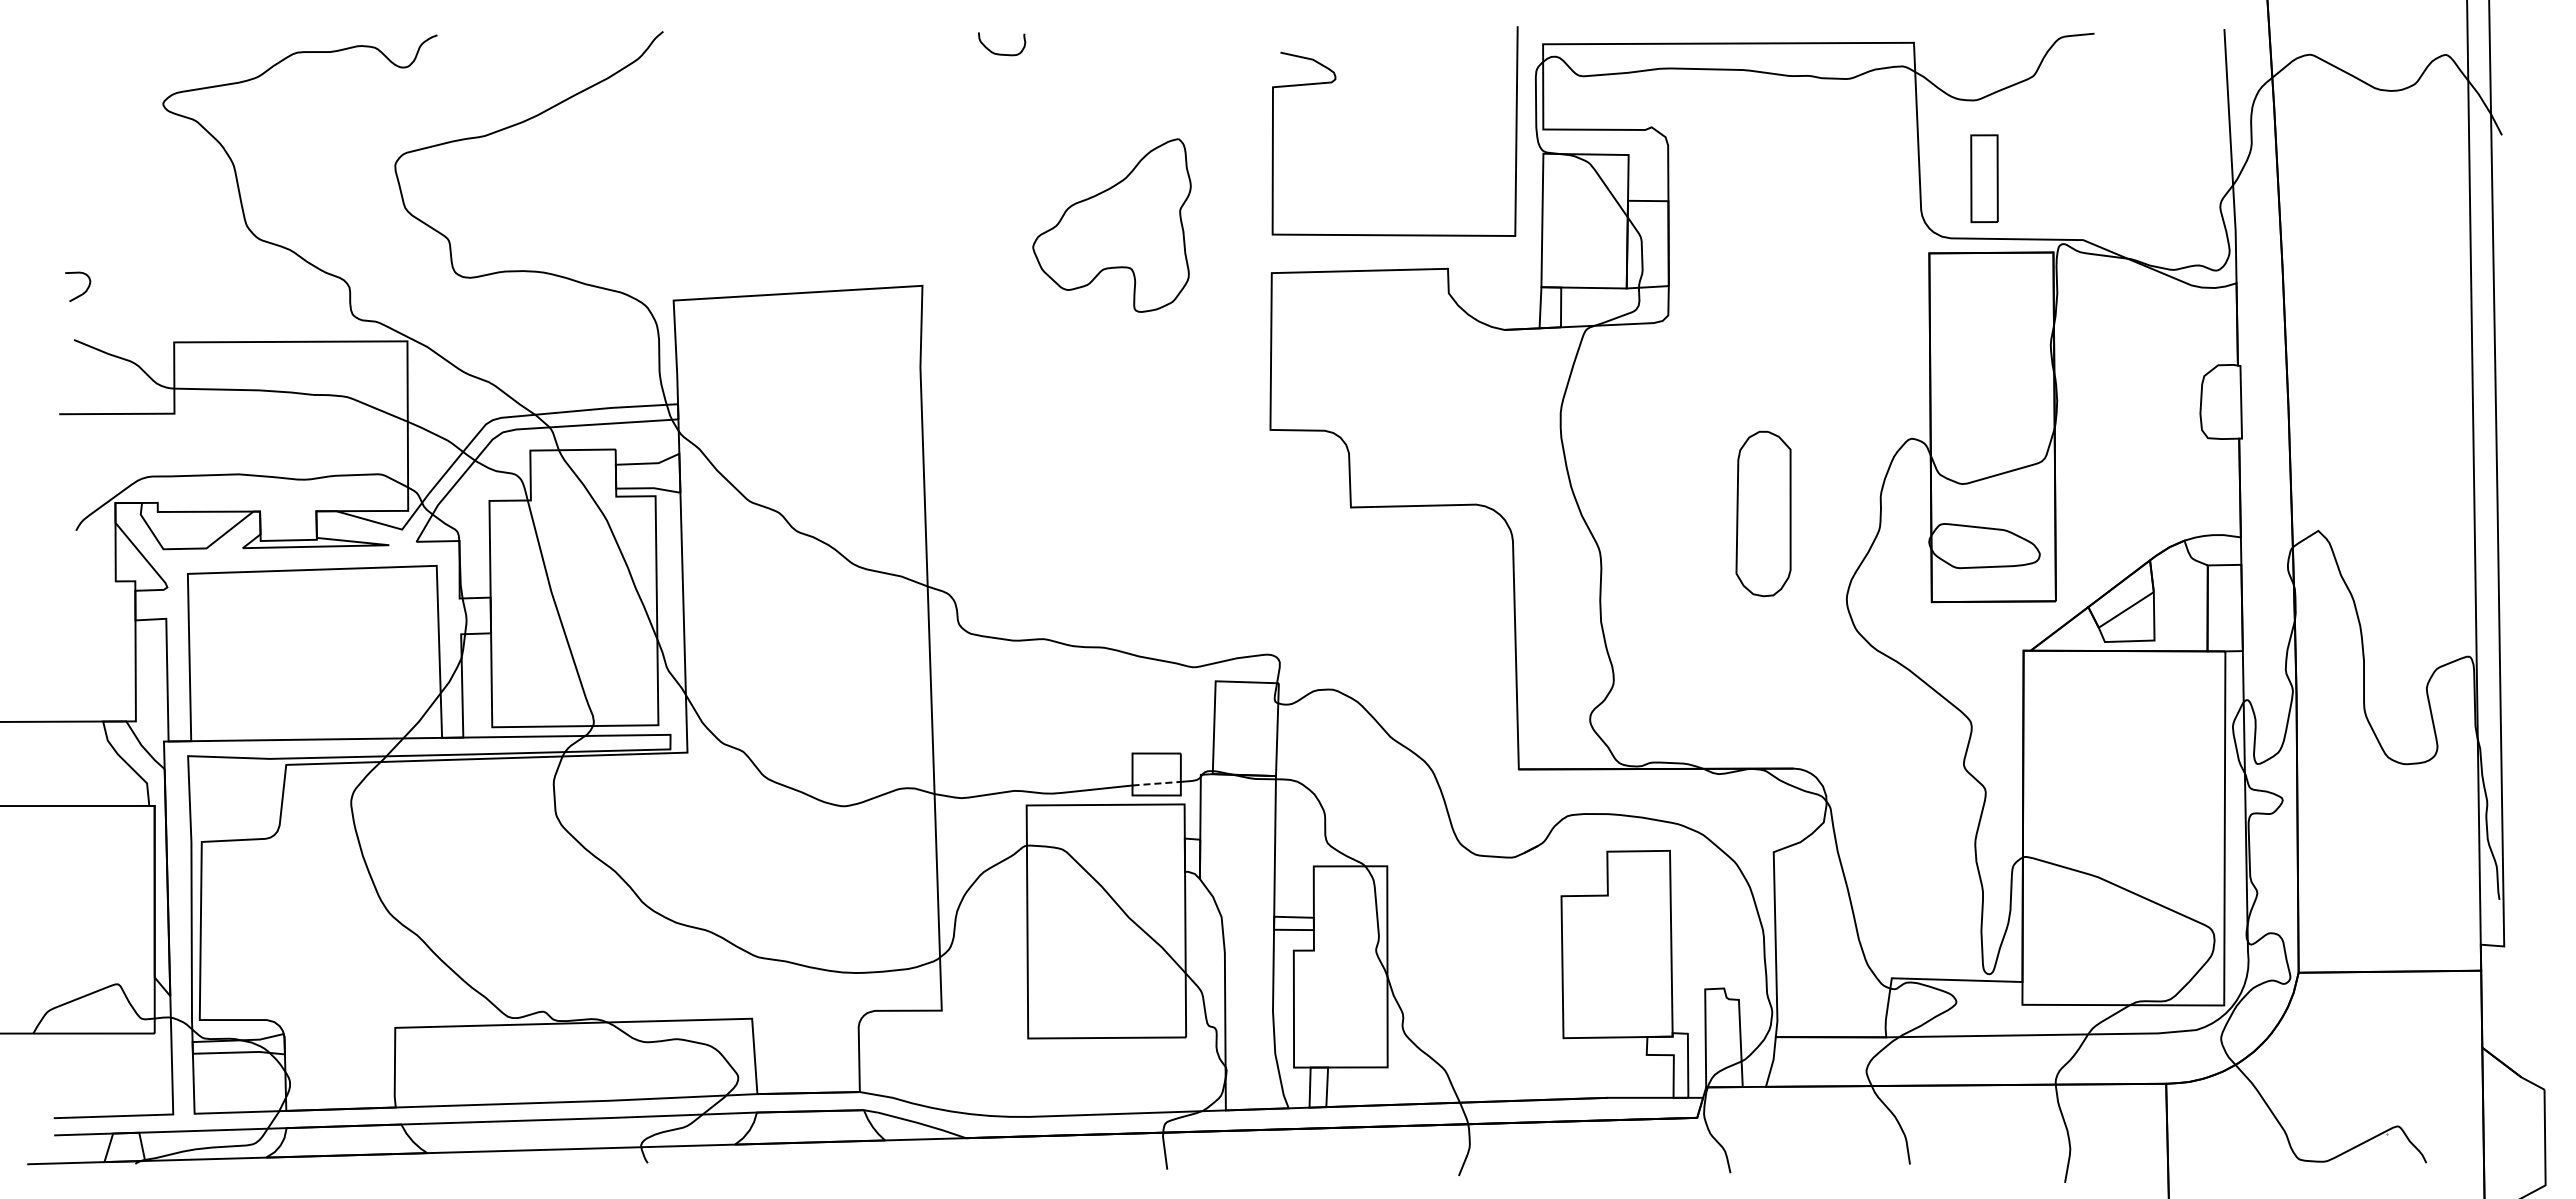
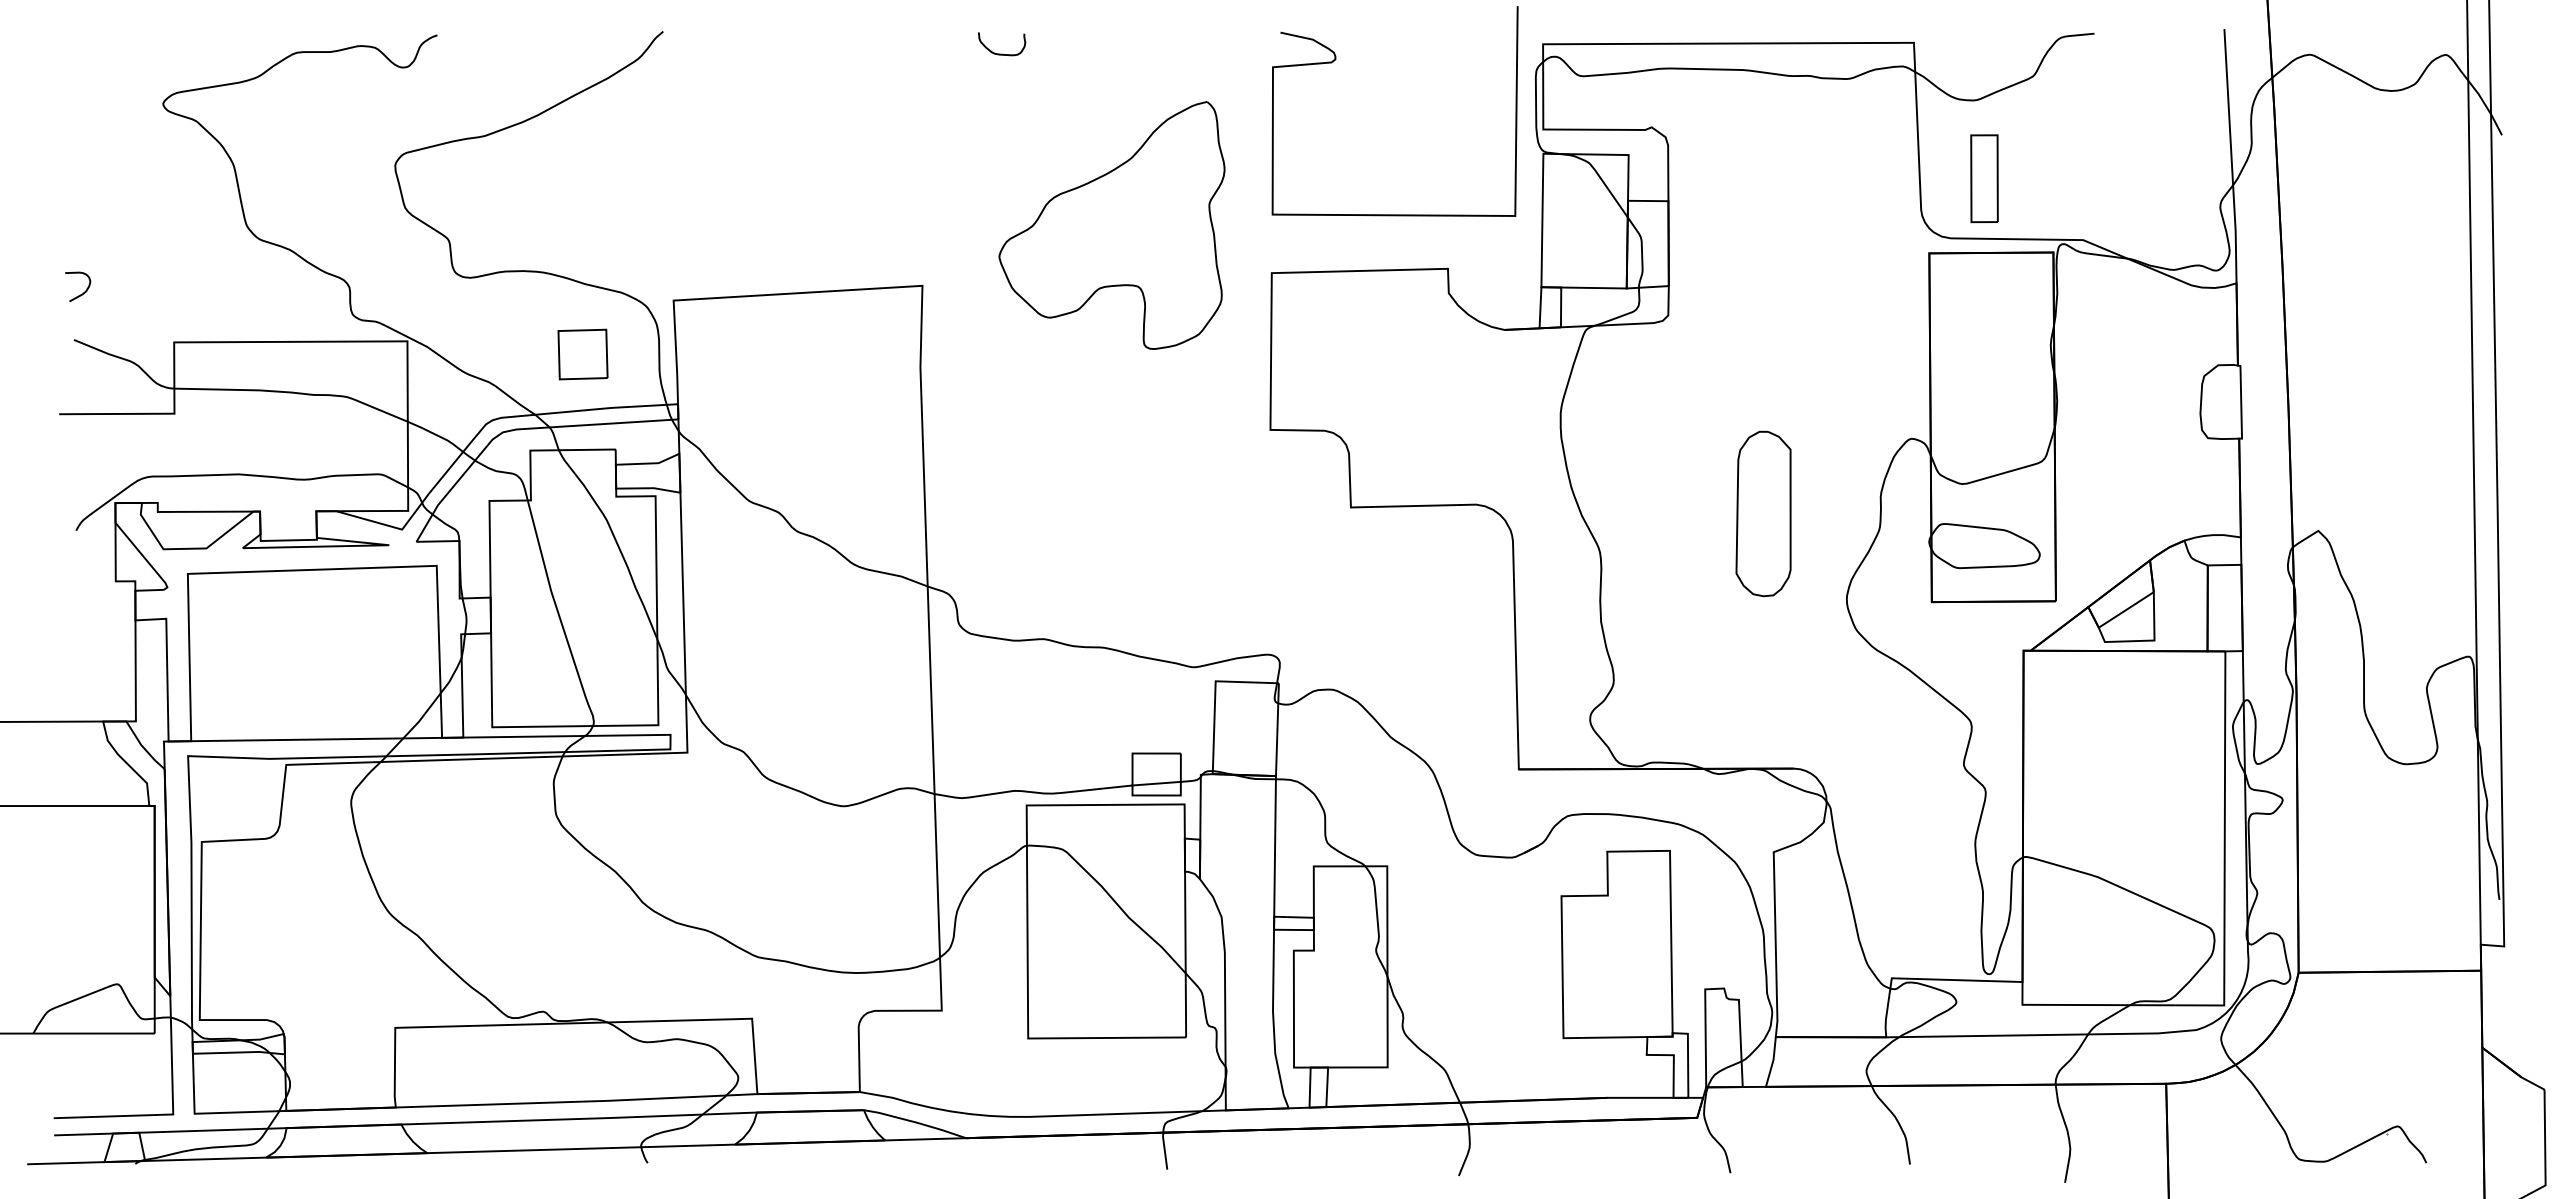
curve position: (1336, 79) -> (1336, 59) (1336, 59)
part size: 160x175 px -> 228x249 px (1111, 225)
part: none -> present (582, 354)
line: dashed -> solid (1157, 783)
